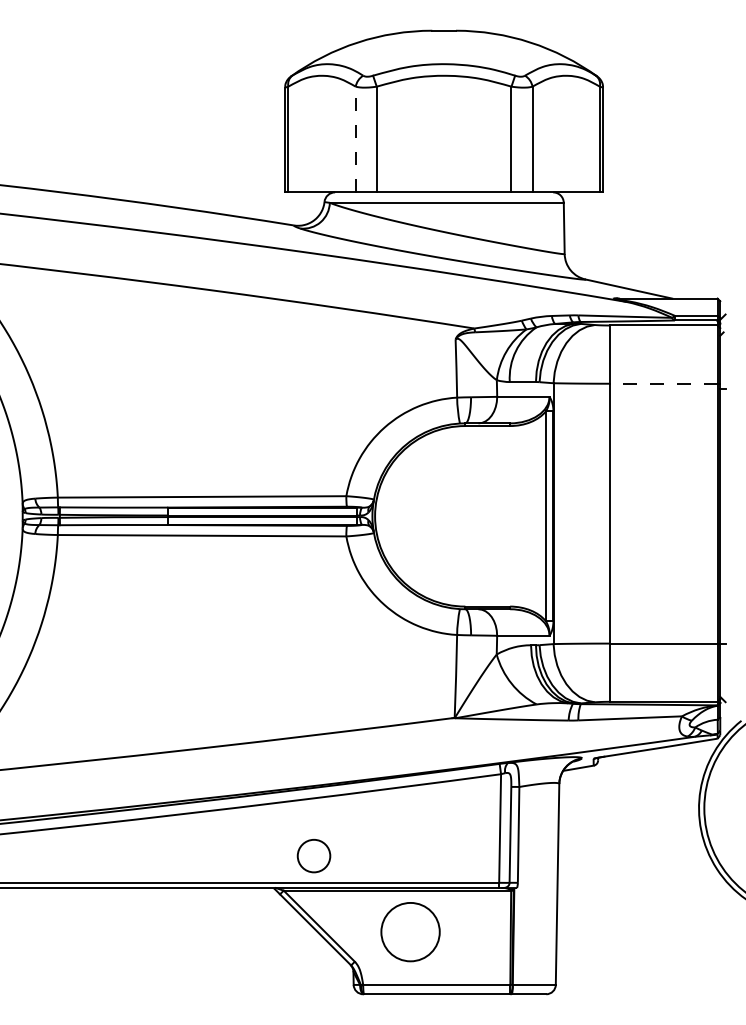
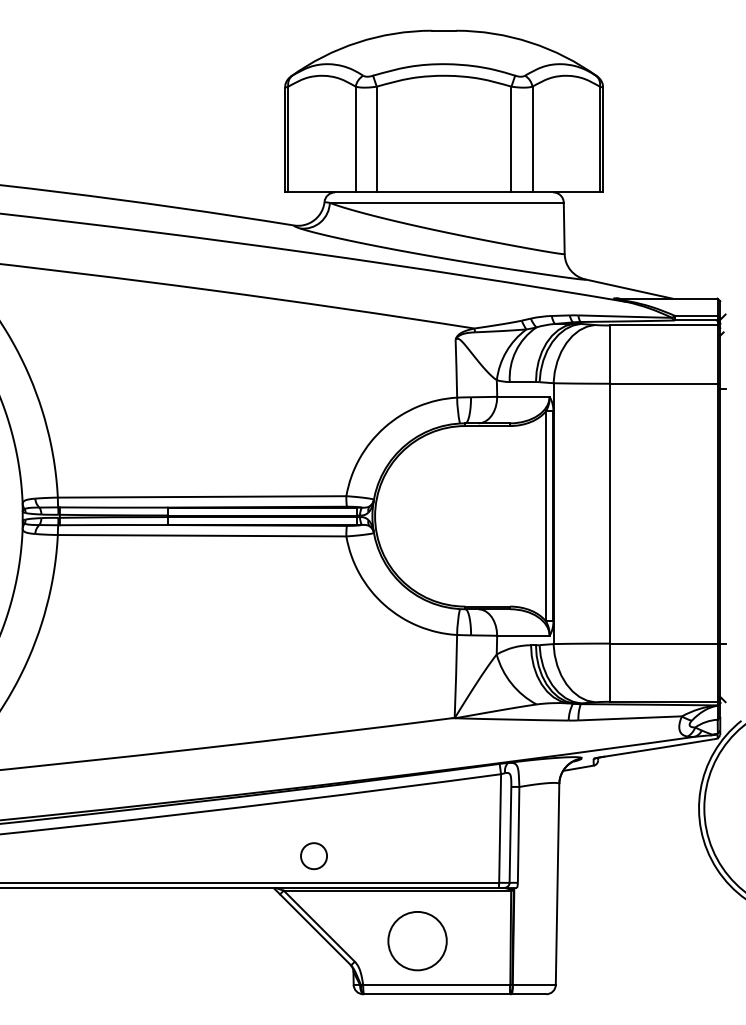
line: dashed -> solid (355, 139)
line: dashed -> solid (663, 383)
circle size: 36x35 px -> 28x29 px (313, 856)
circle position: (410, 932) -> (417, 941) (417, 941)
